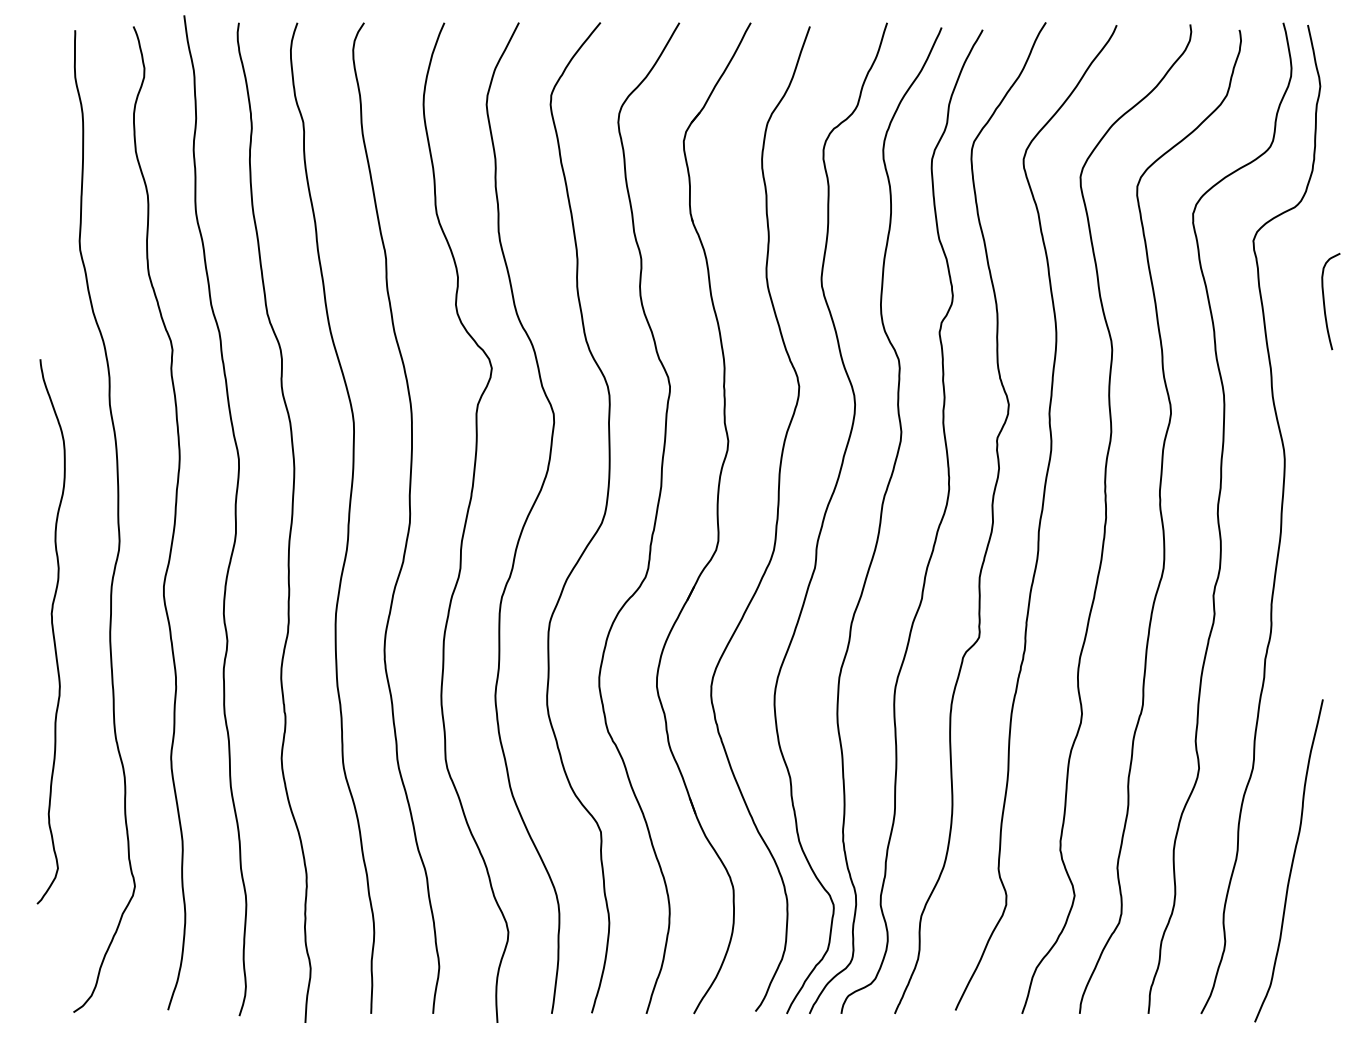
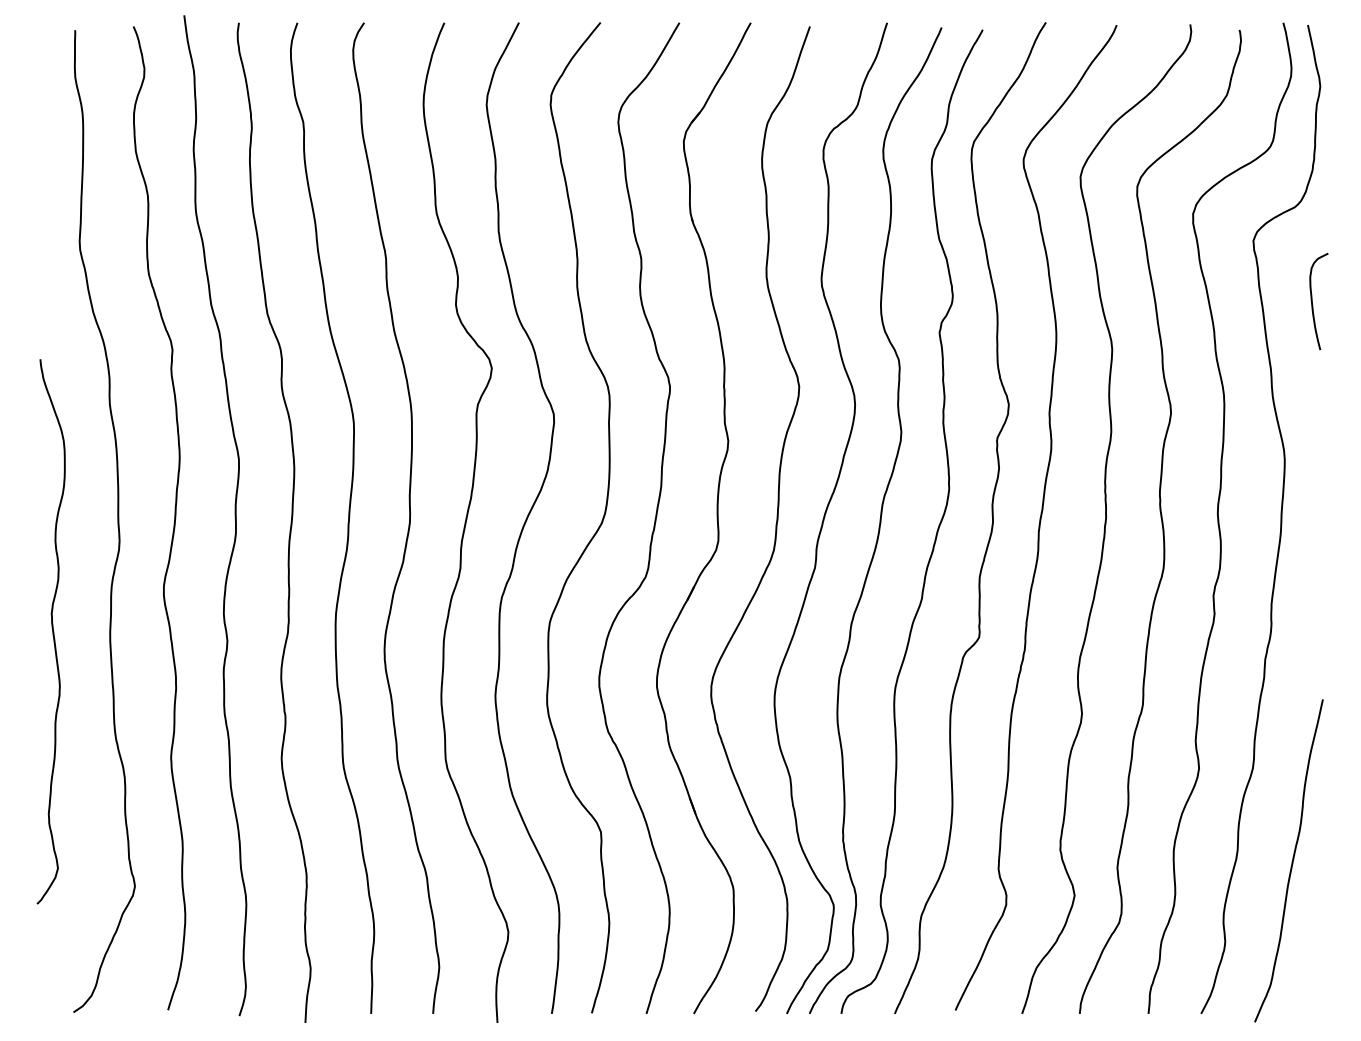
curve position: (1324, 301) -> (1312, 301) (1312, 301)
